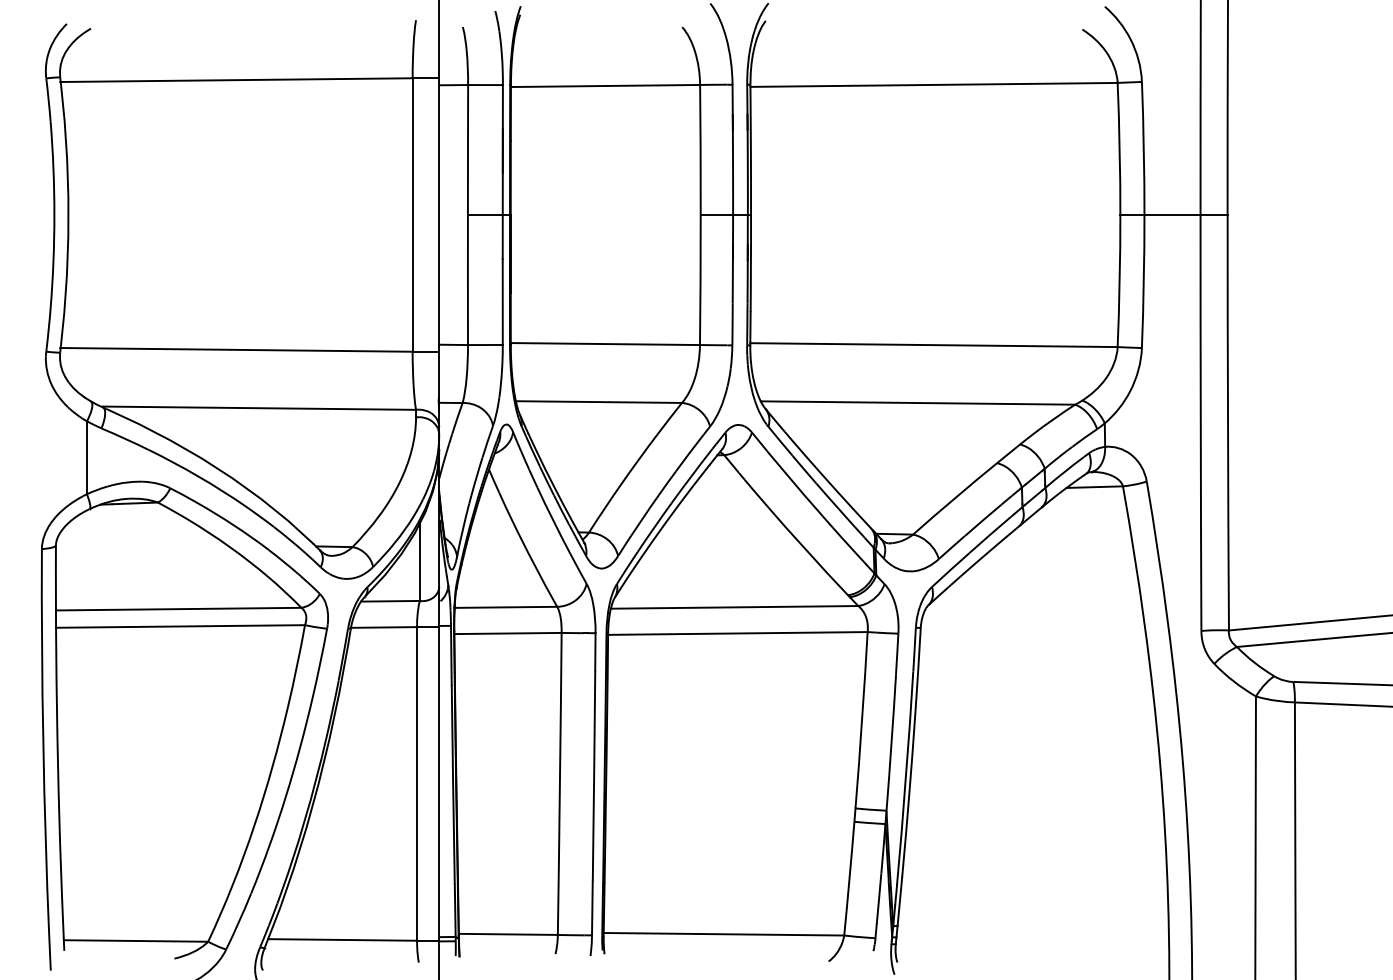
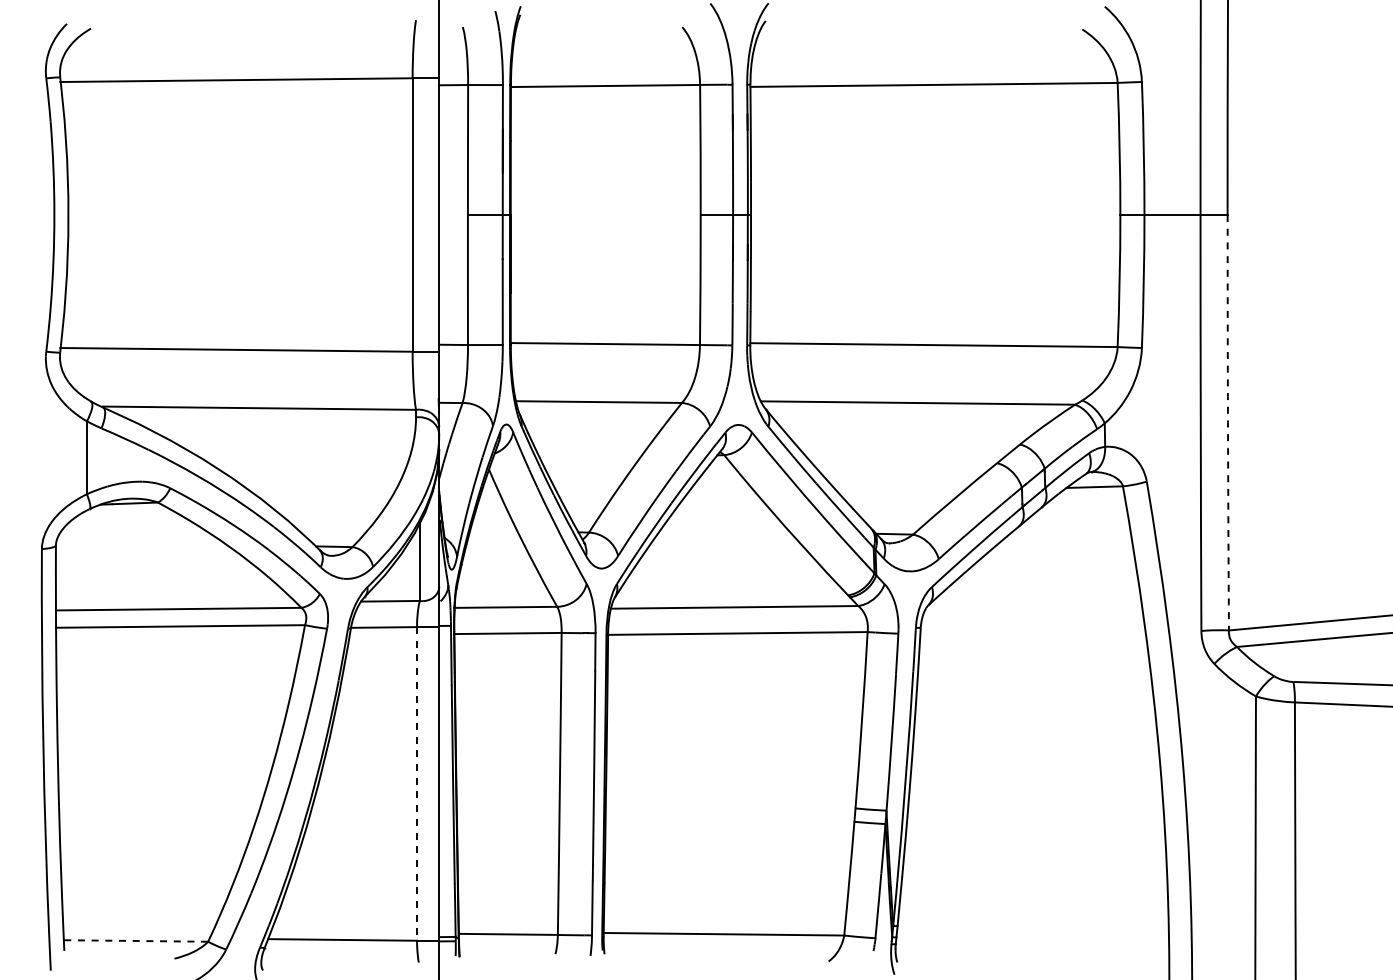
arc: solid -> dashed (1227, 422)
line: solid -> dashed (417, 783)
line: solid -> dashed (135, 940)
